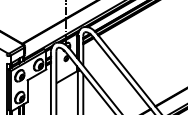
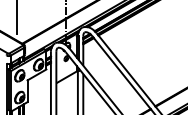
line: none -> present (16, 17)
